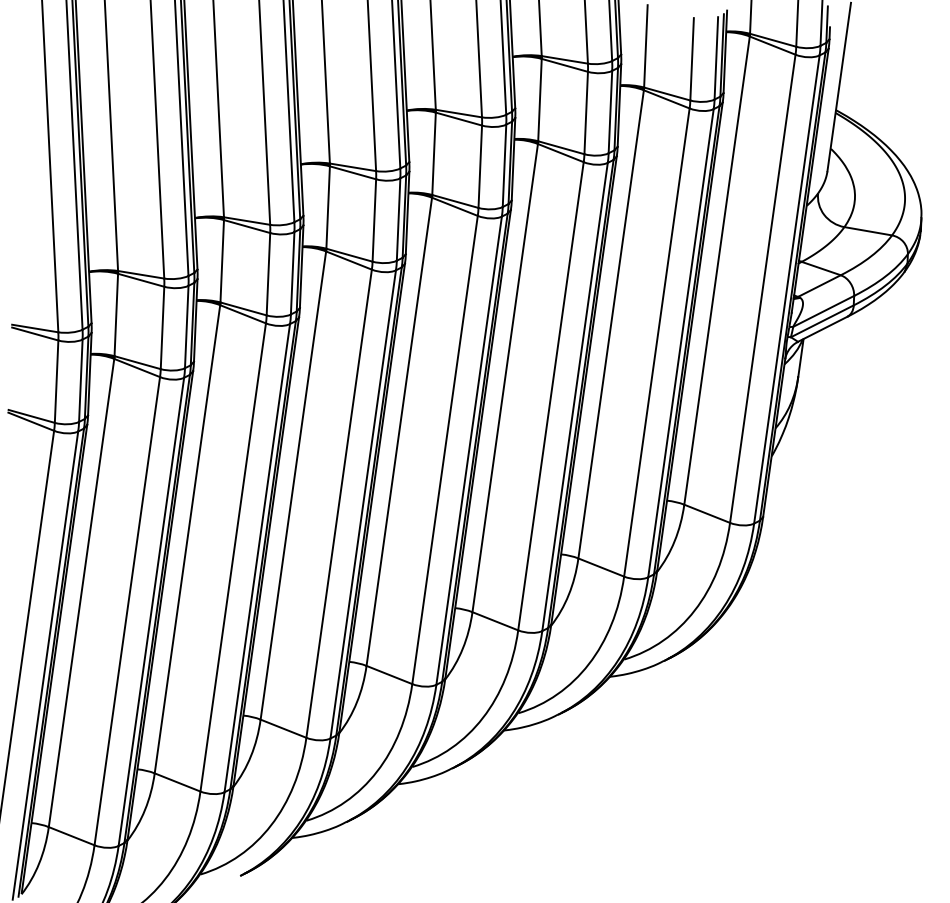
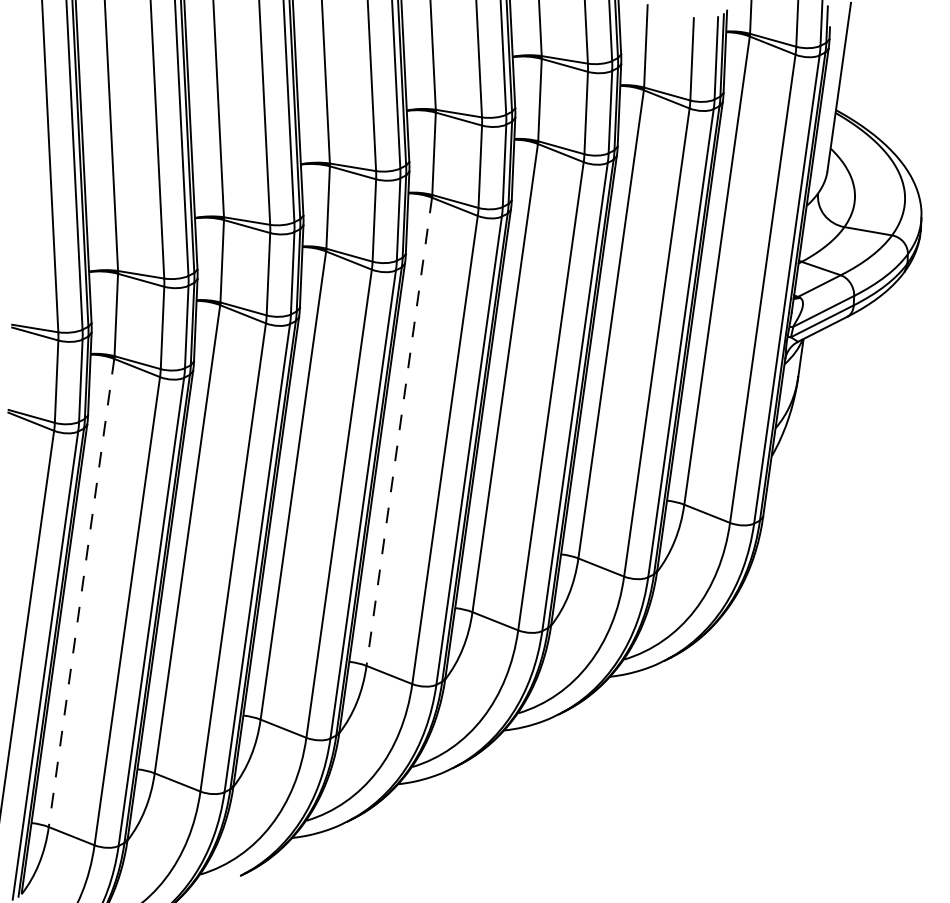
line: solid -> dashed (399, 432)
line: solid -> dashed (81, 593)
